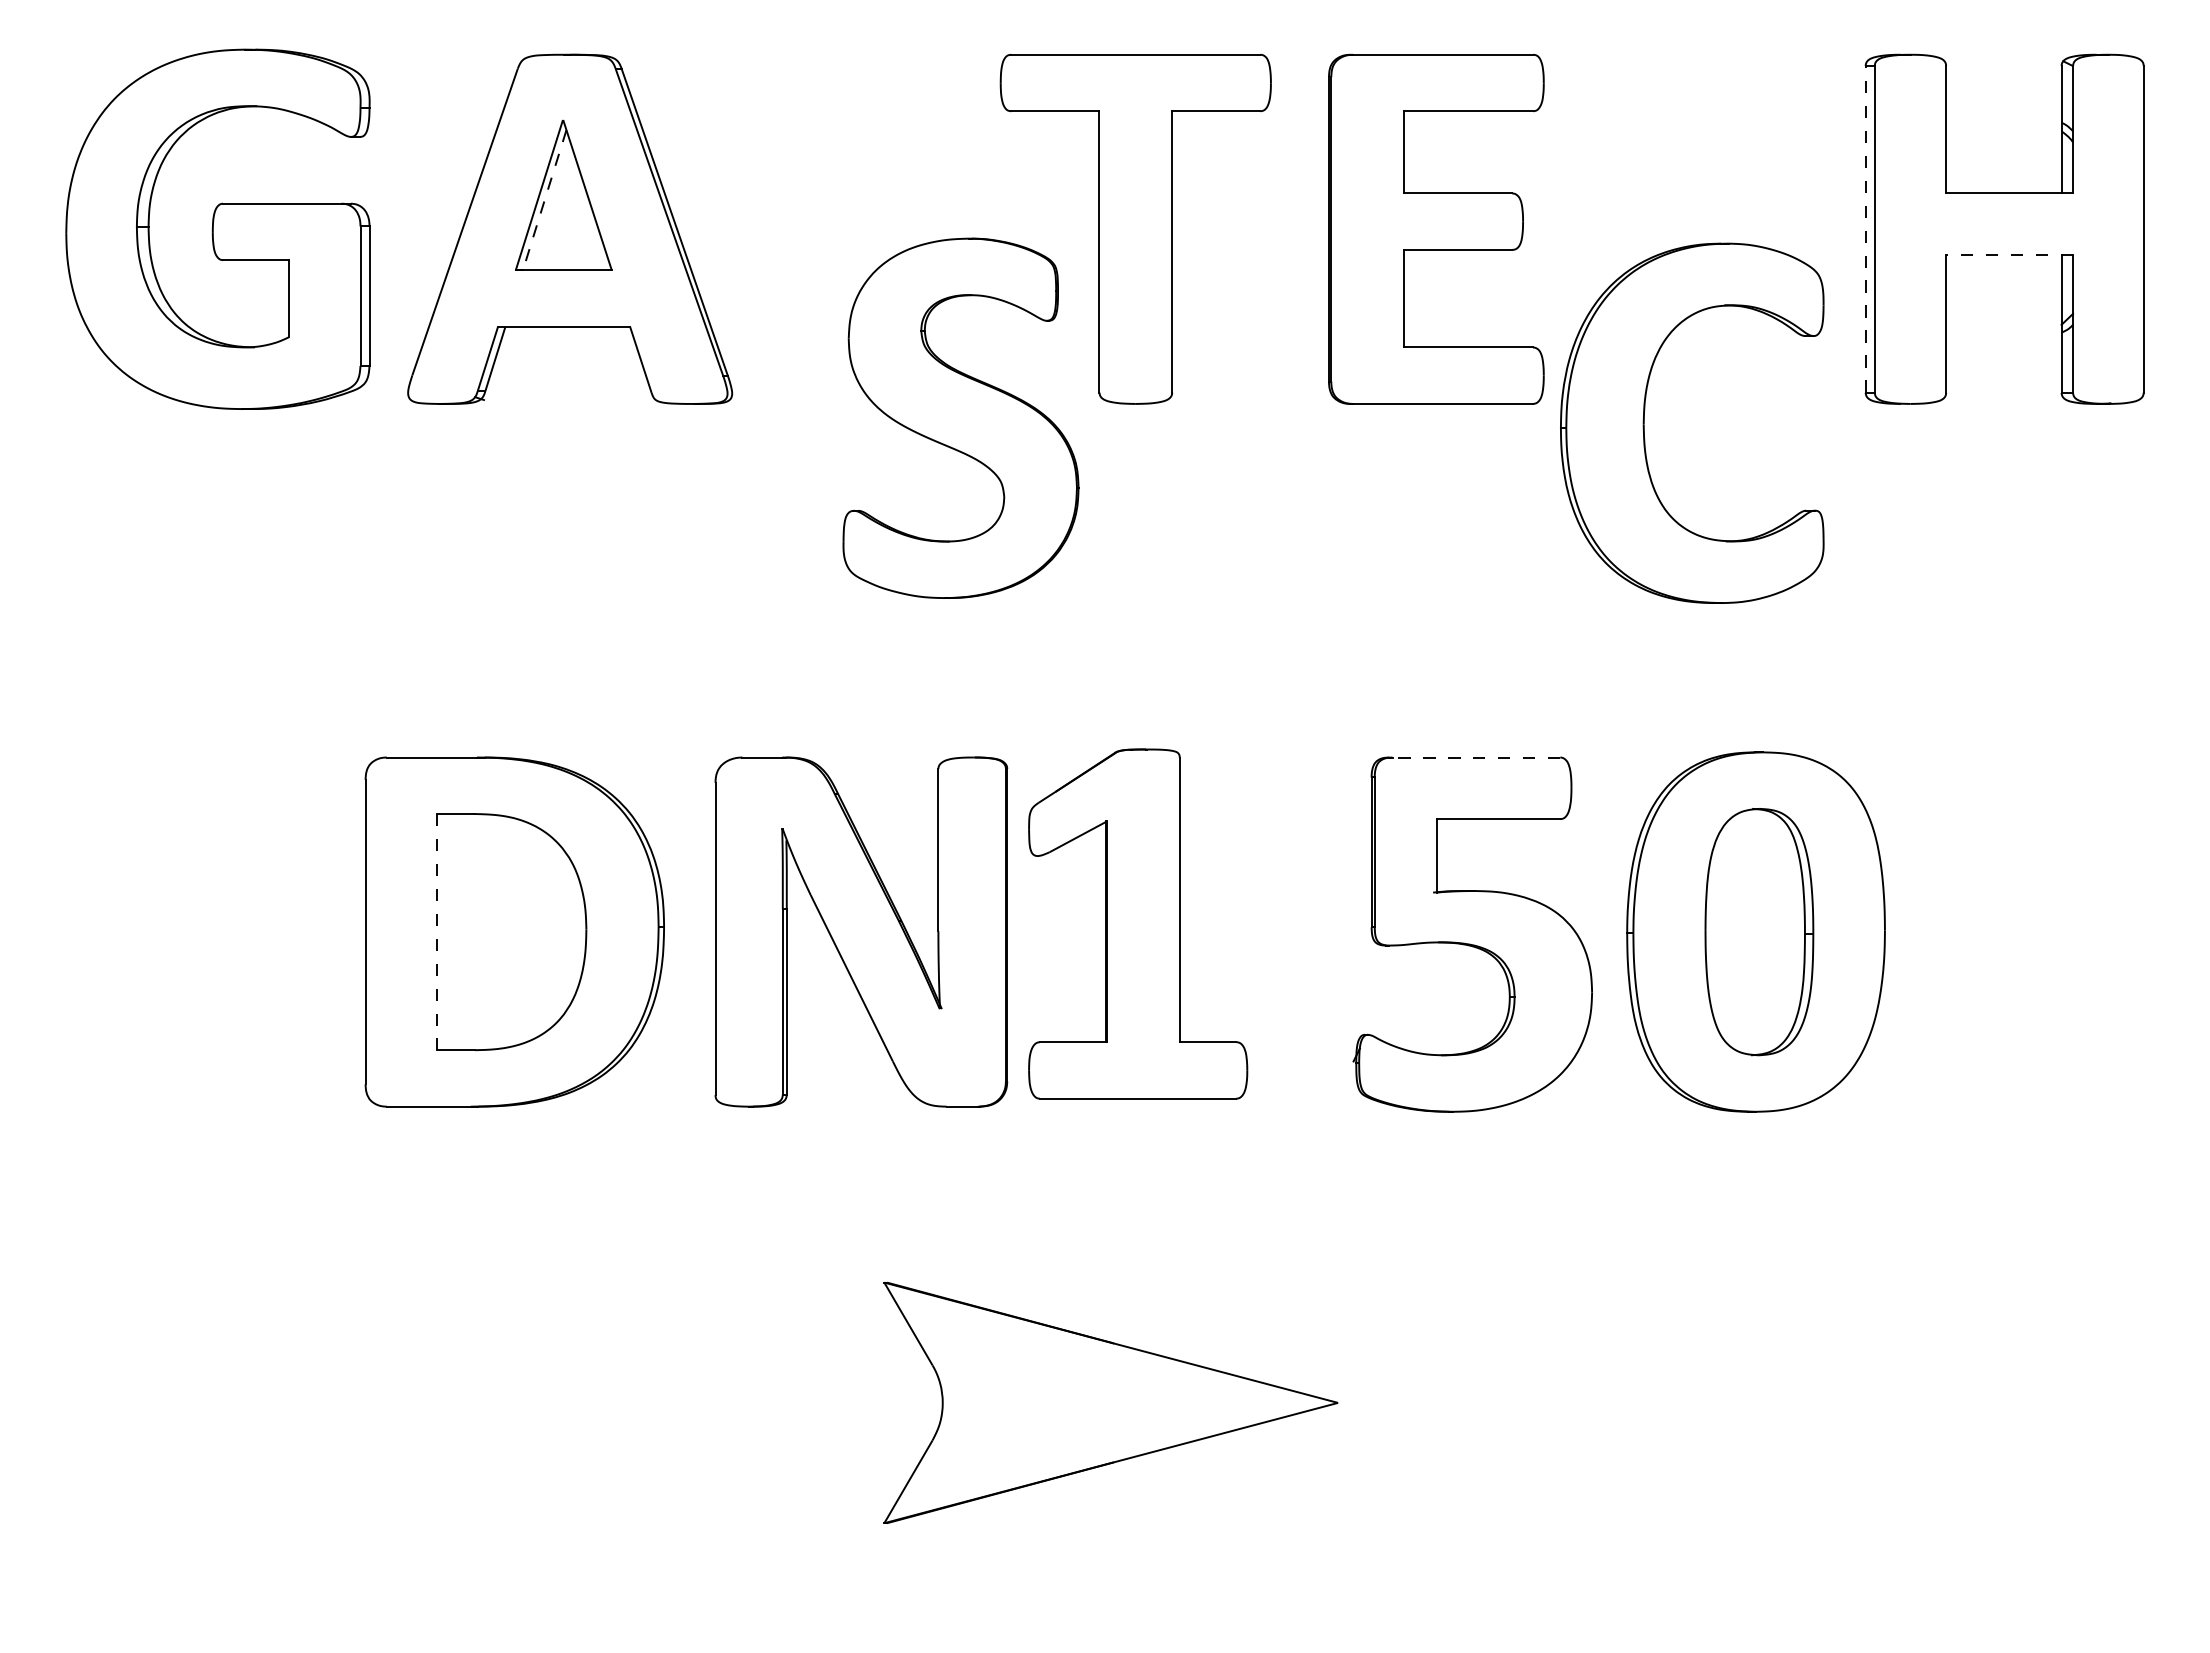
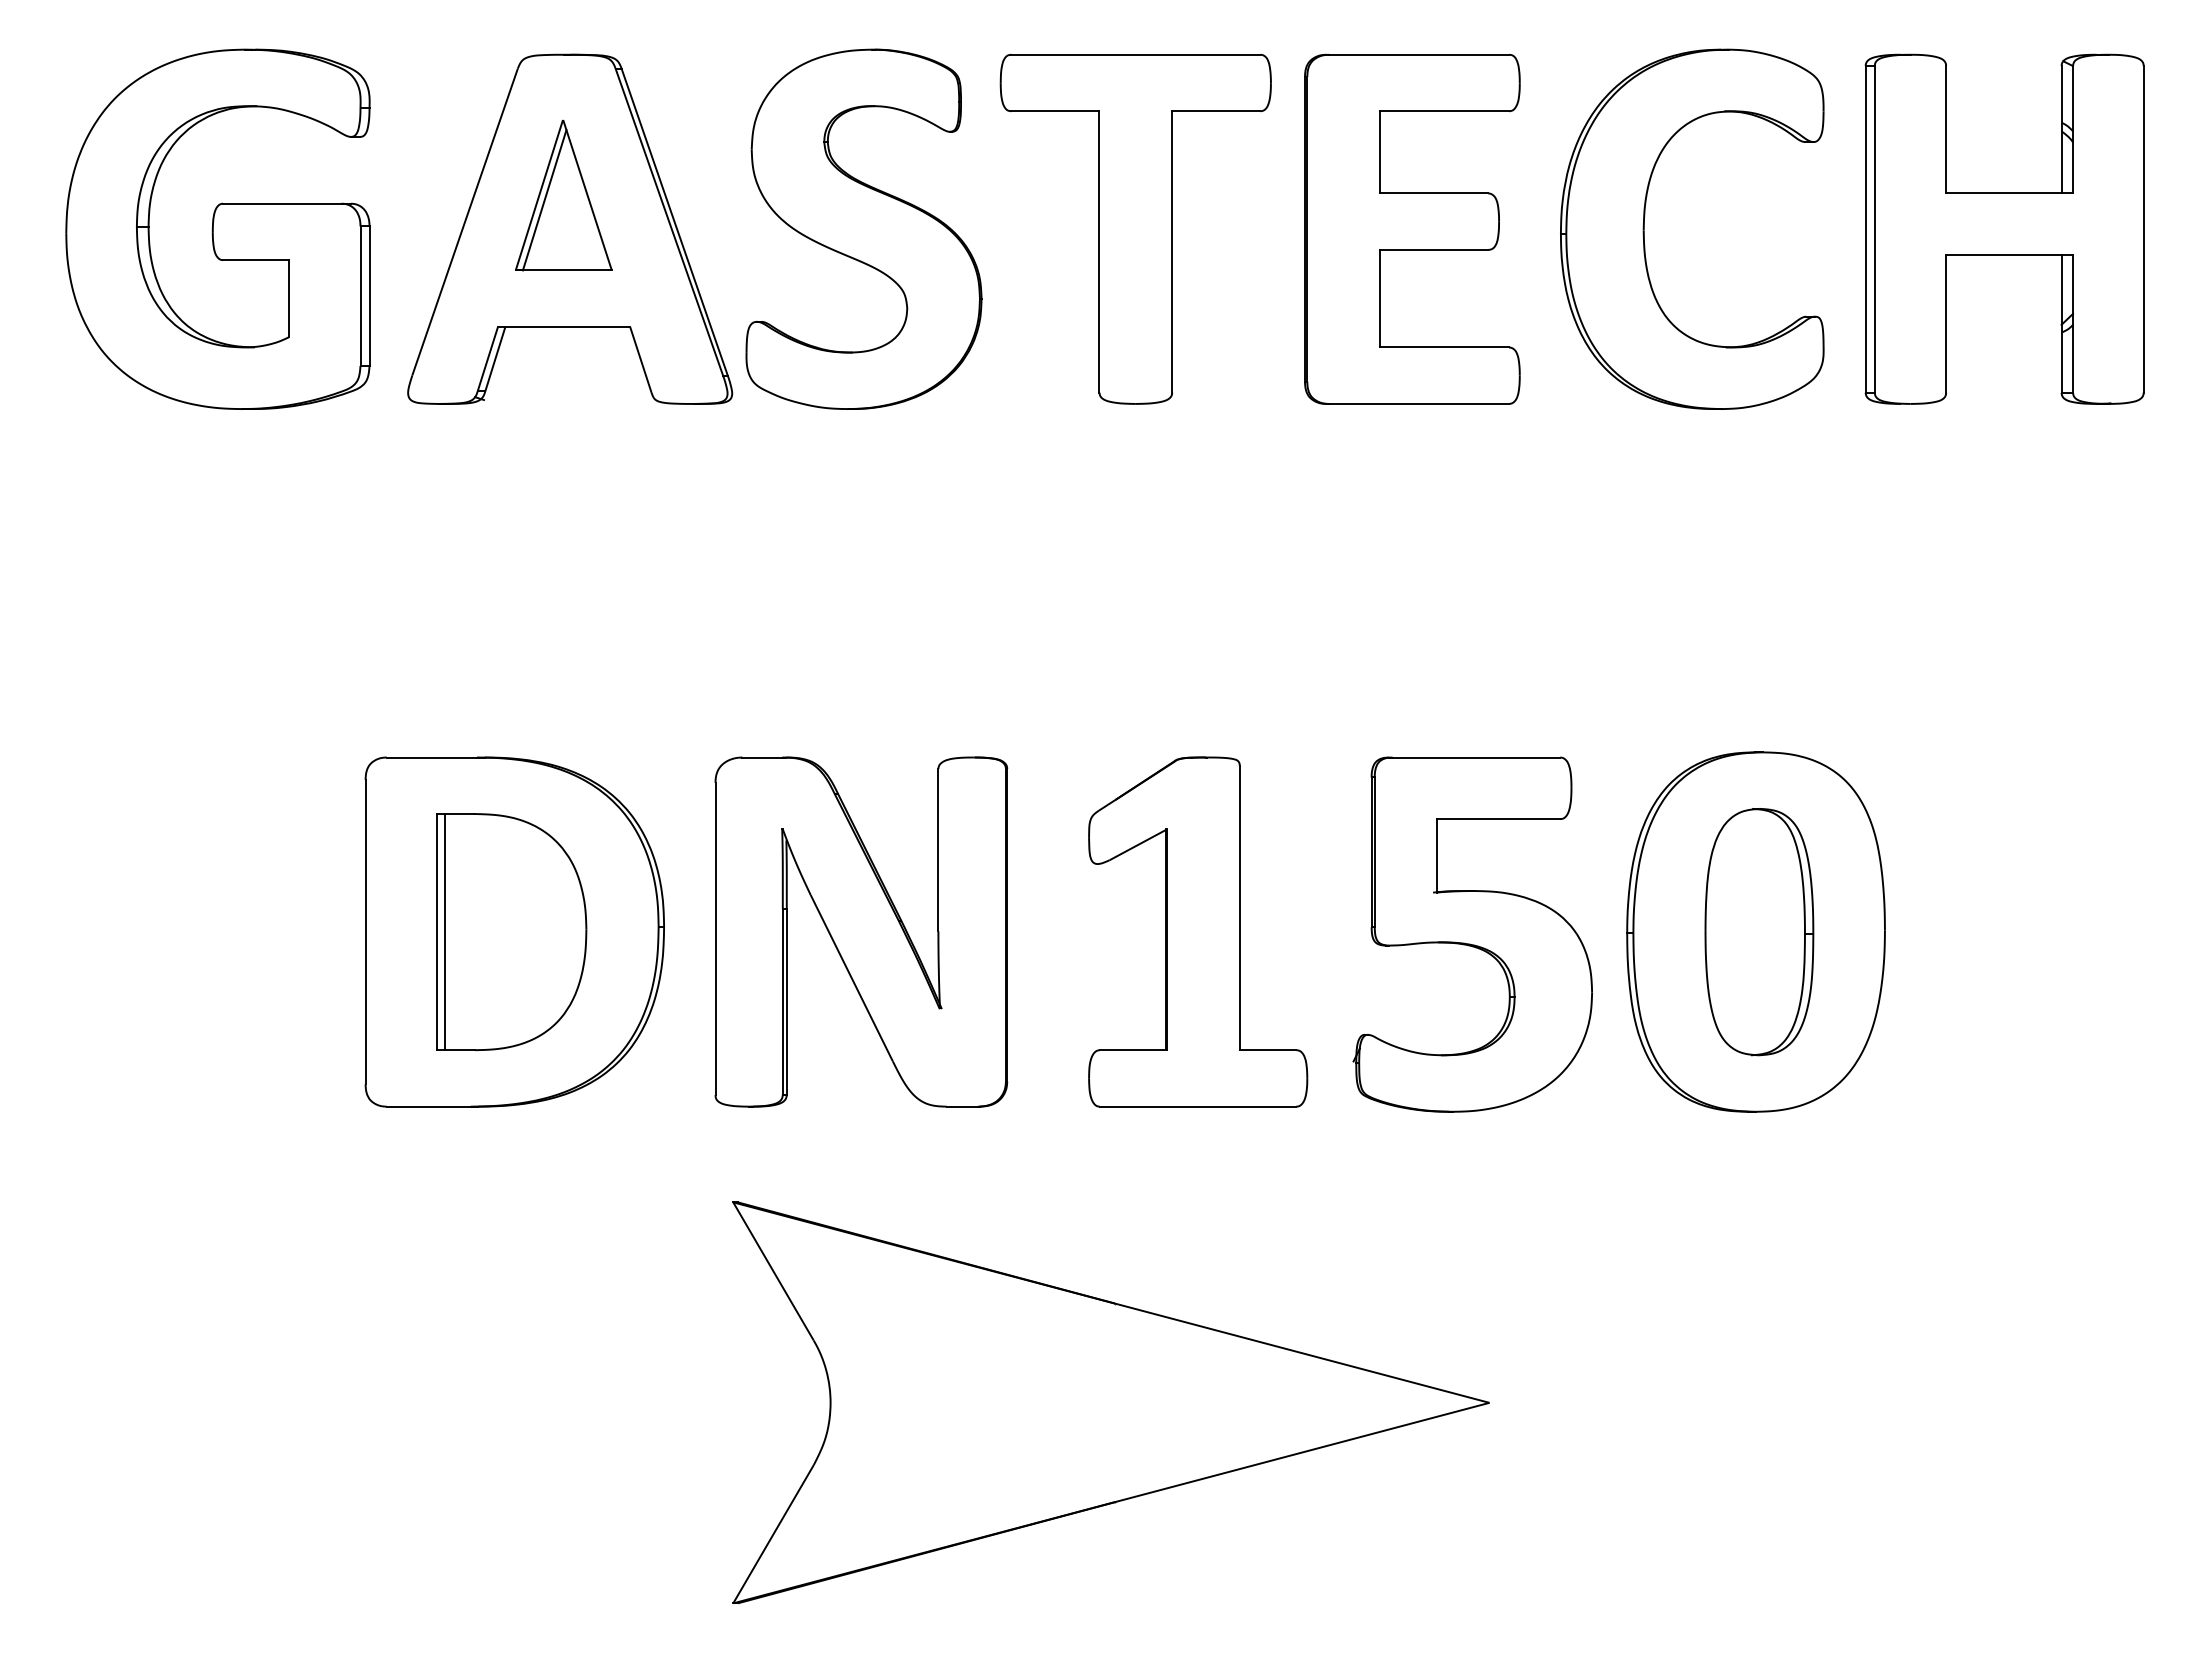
line: dashed -> solid (544, 200)
part position: (1436, 228) -> (1412, 228) (1412, 228)
line: dashed -> solid (1865, 228)
line: dashed -> solid (2009, 255)
part position: (960, 417) -> (863, 228) (863, 228)
part position: (1644, 422) -> (1644, 228) (1644, 228)
line: dashed -> solid (1476, 757)
part position: (1138, 923) -> (1198, 931) (1198, 931)
line: none -> present (445, 931)
line: dashed -> solid (437, 932)
part size: 456x243 px -> 758x404 px (1110, 1402)
